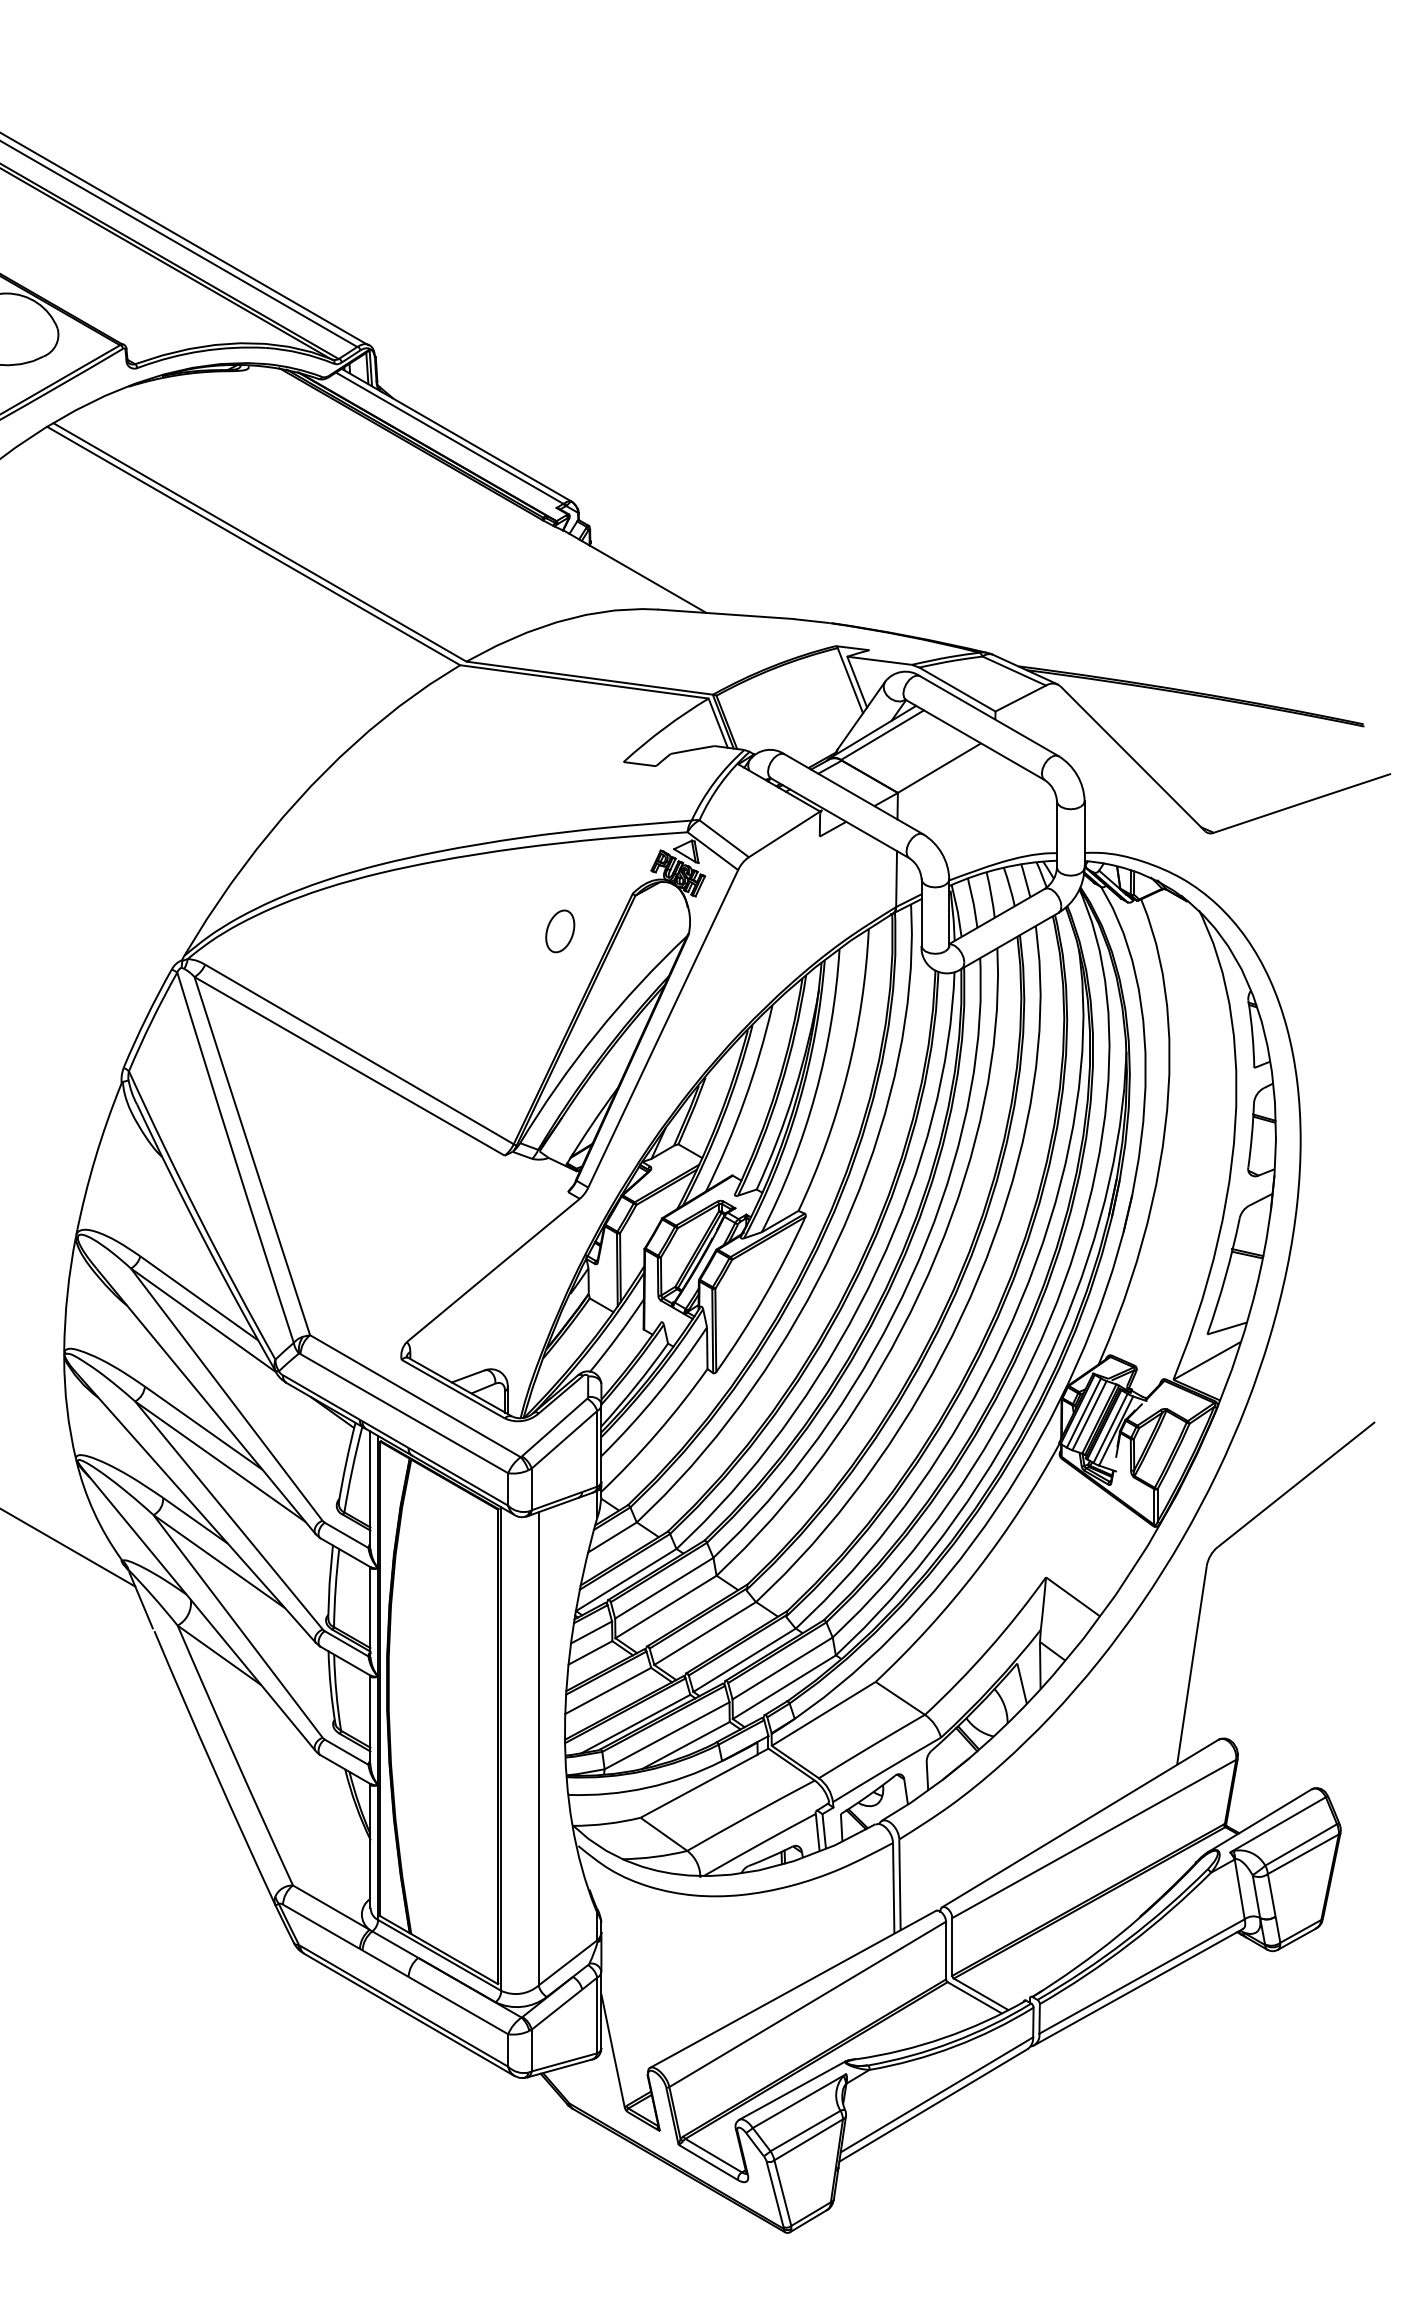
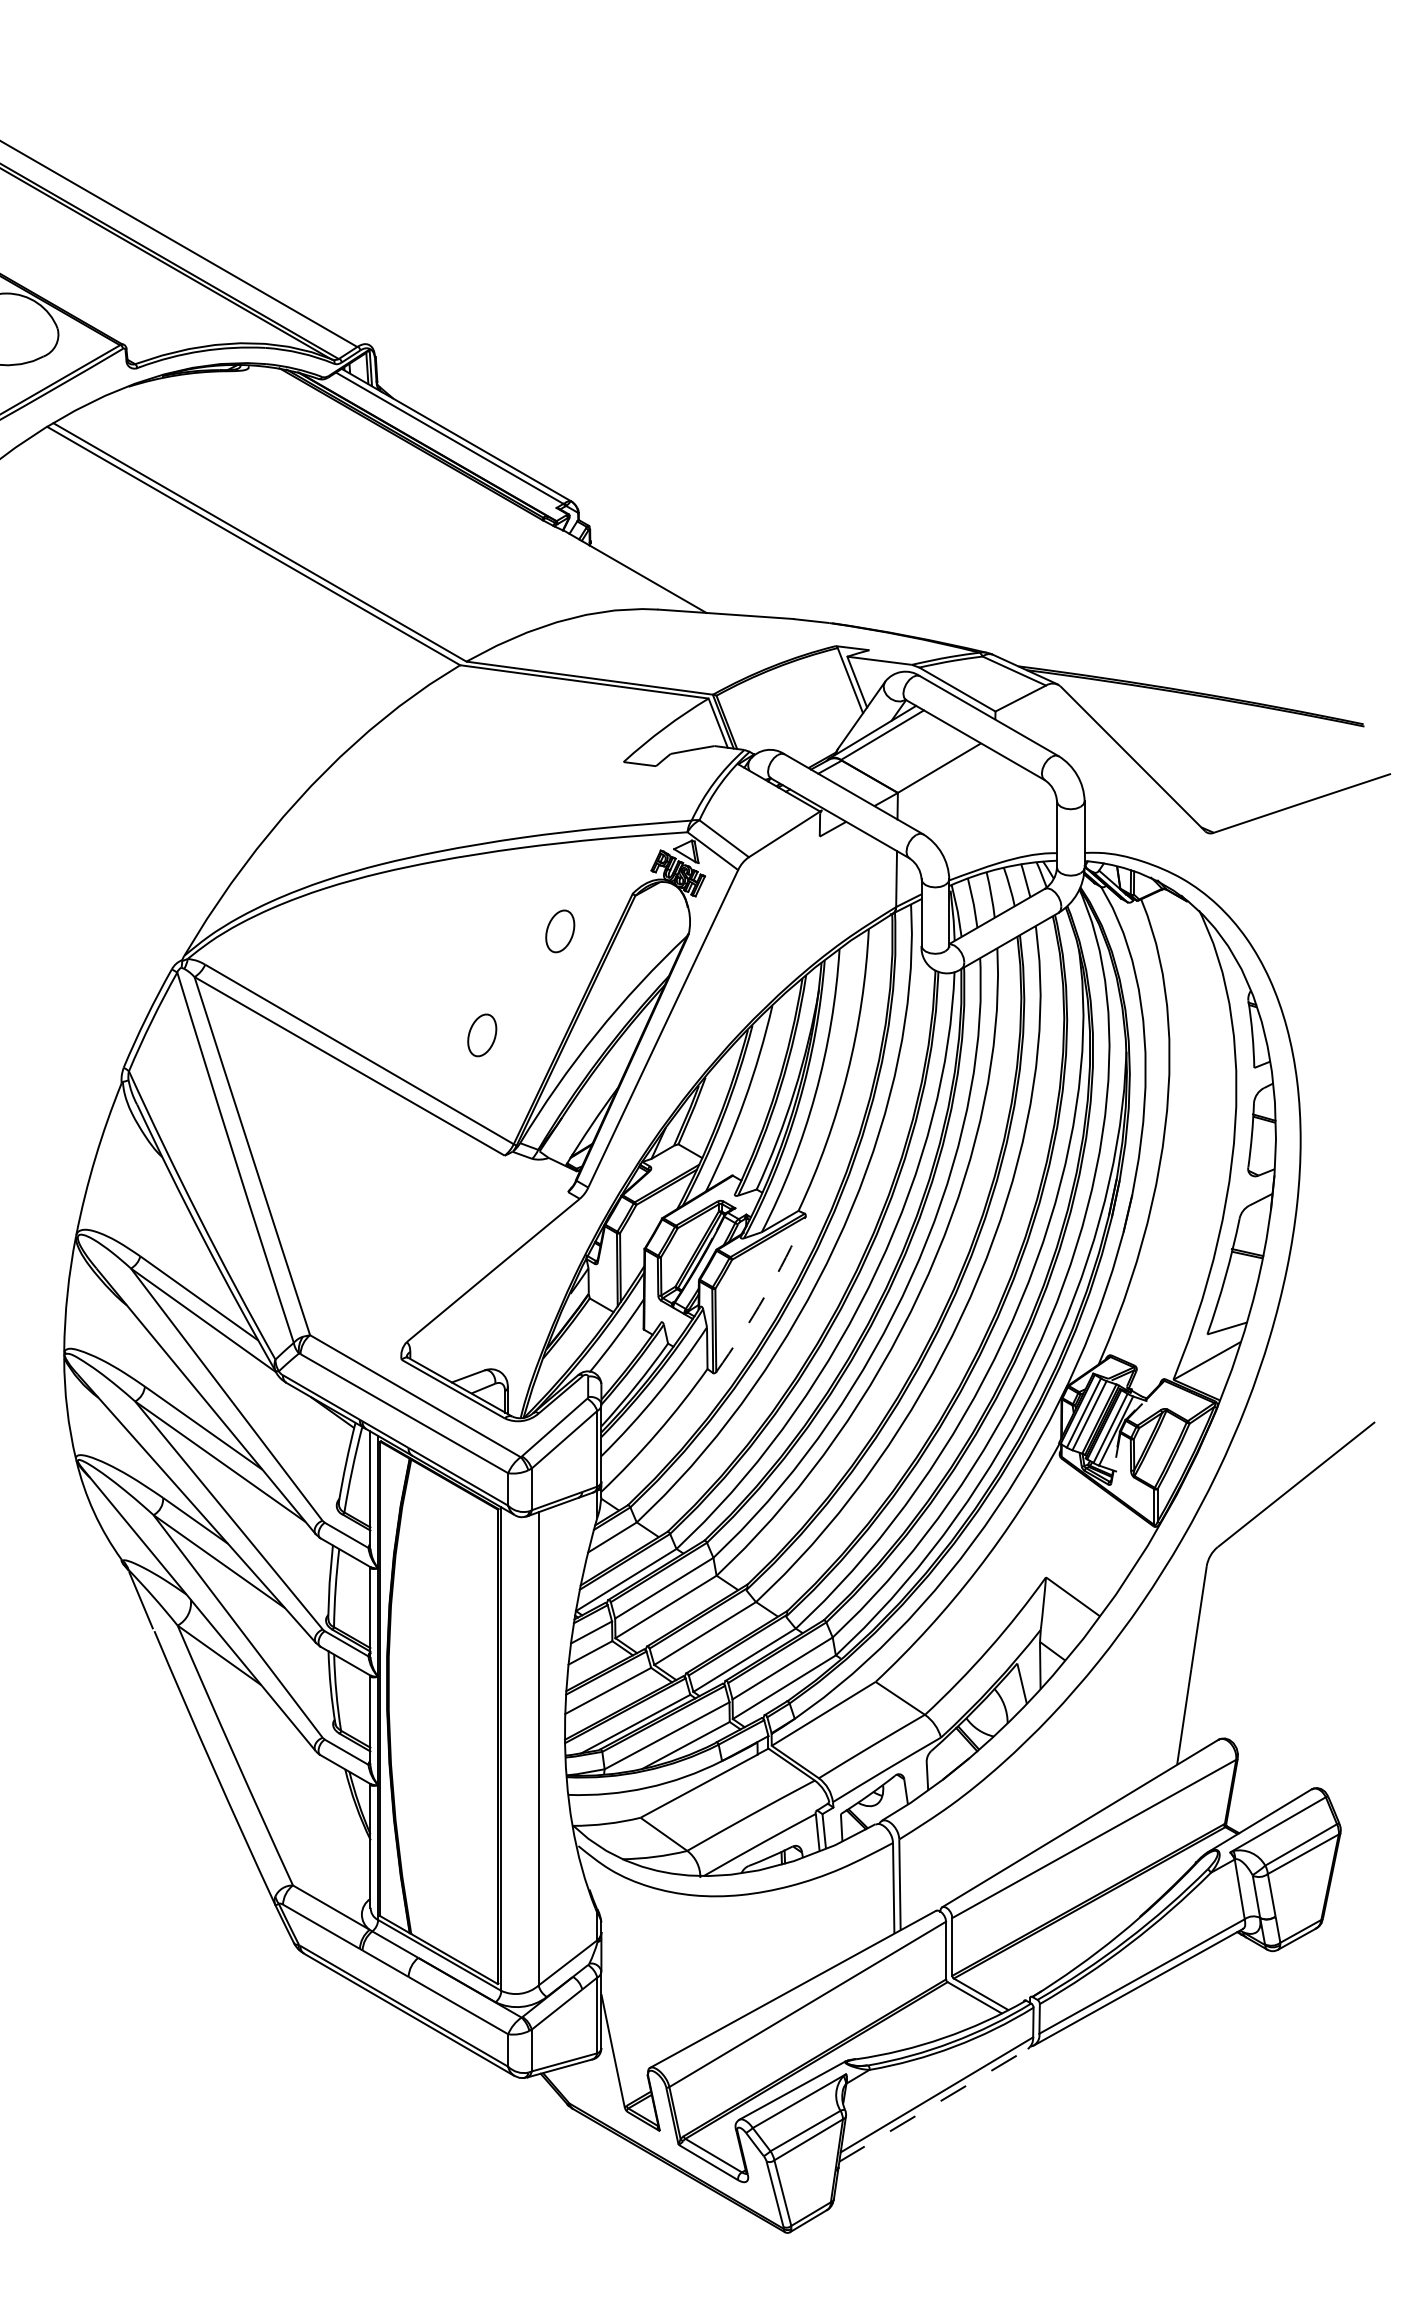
line: present -> none (185, 239)
part: none -> present (482, 1035)
arc: solid -> dashed (764, 1296)
line: present -> none (68, 1547)
line: solid -> dashed (933, 2105)
